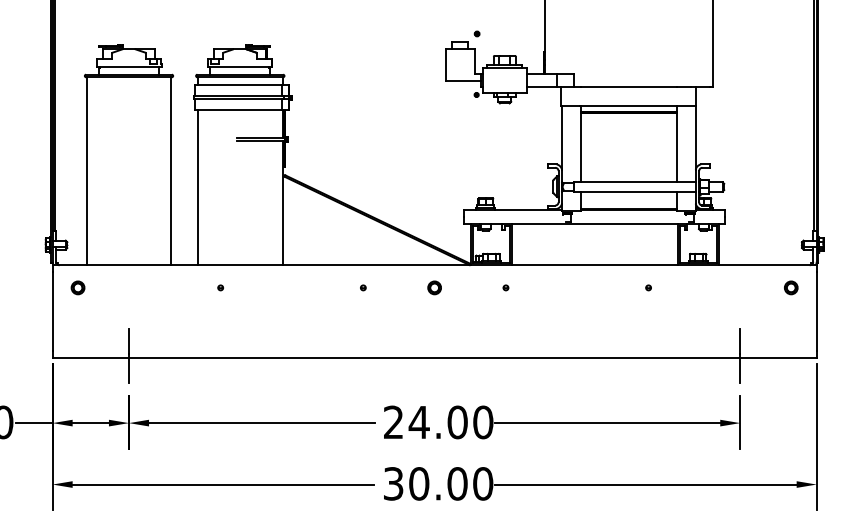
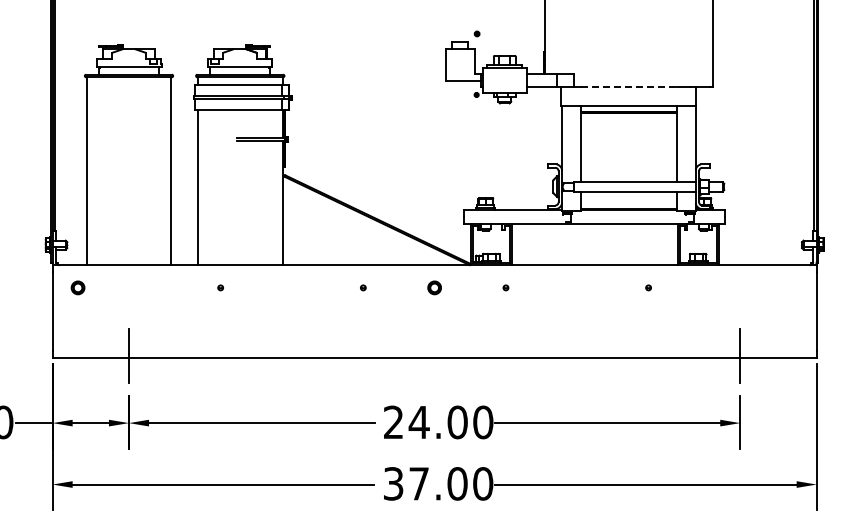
line: solid -> dashed (628, 86)
part: present -> none (791, 287)
text: 30.00 -> 37.00 (419, 483)
